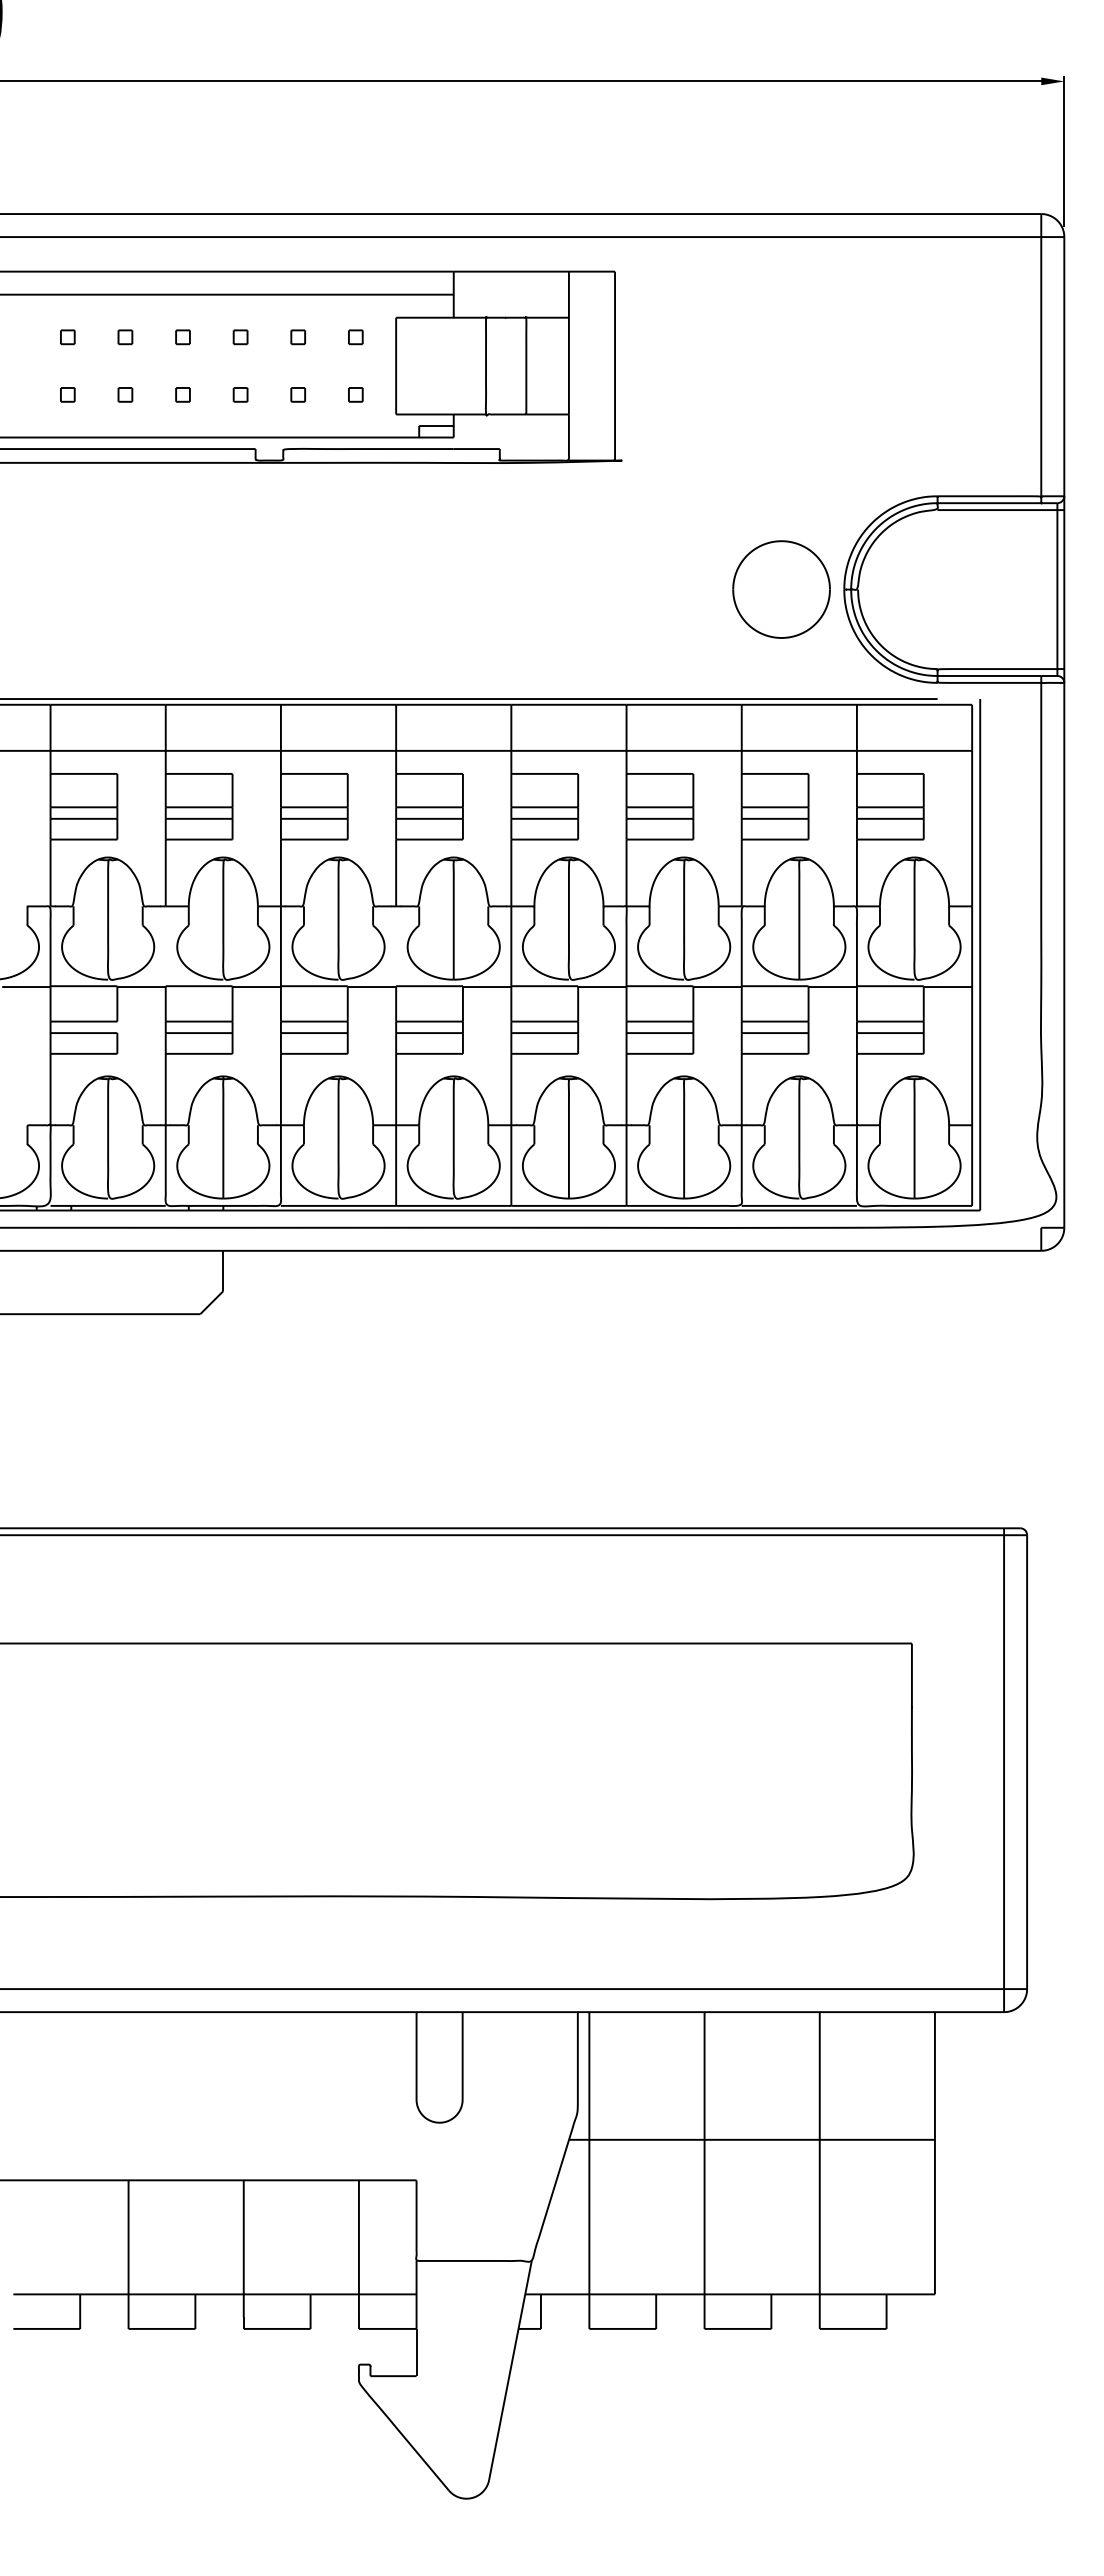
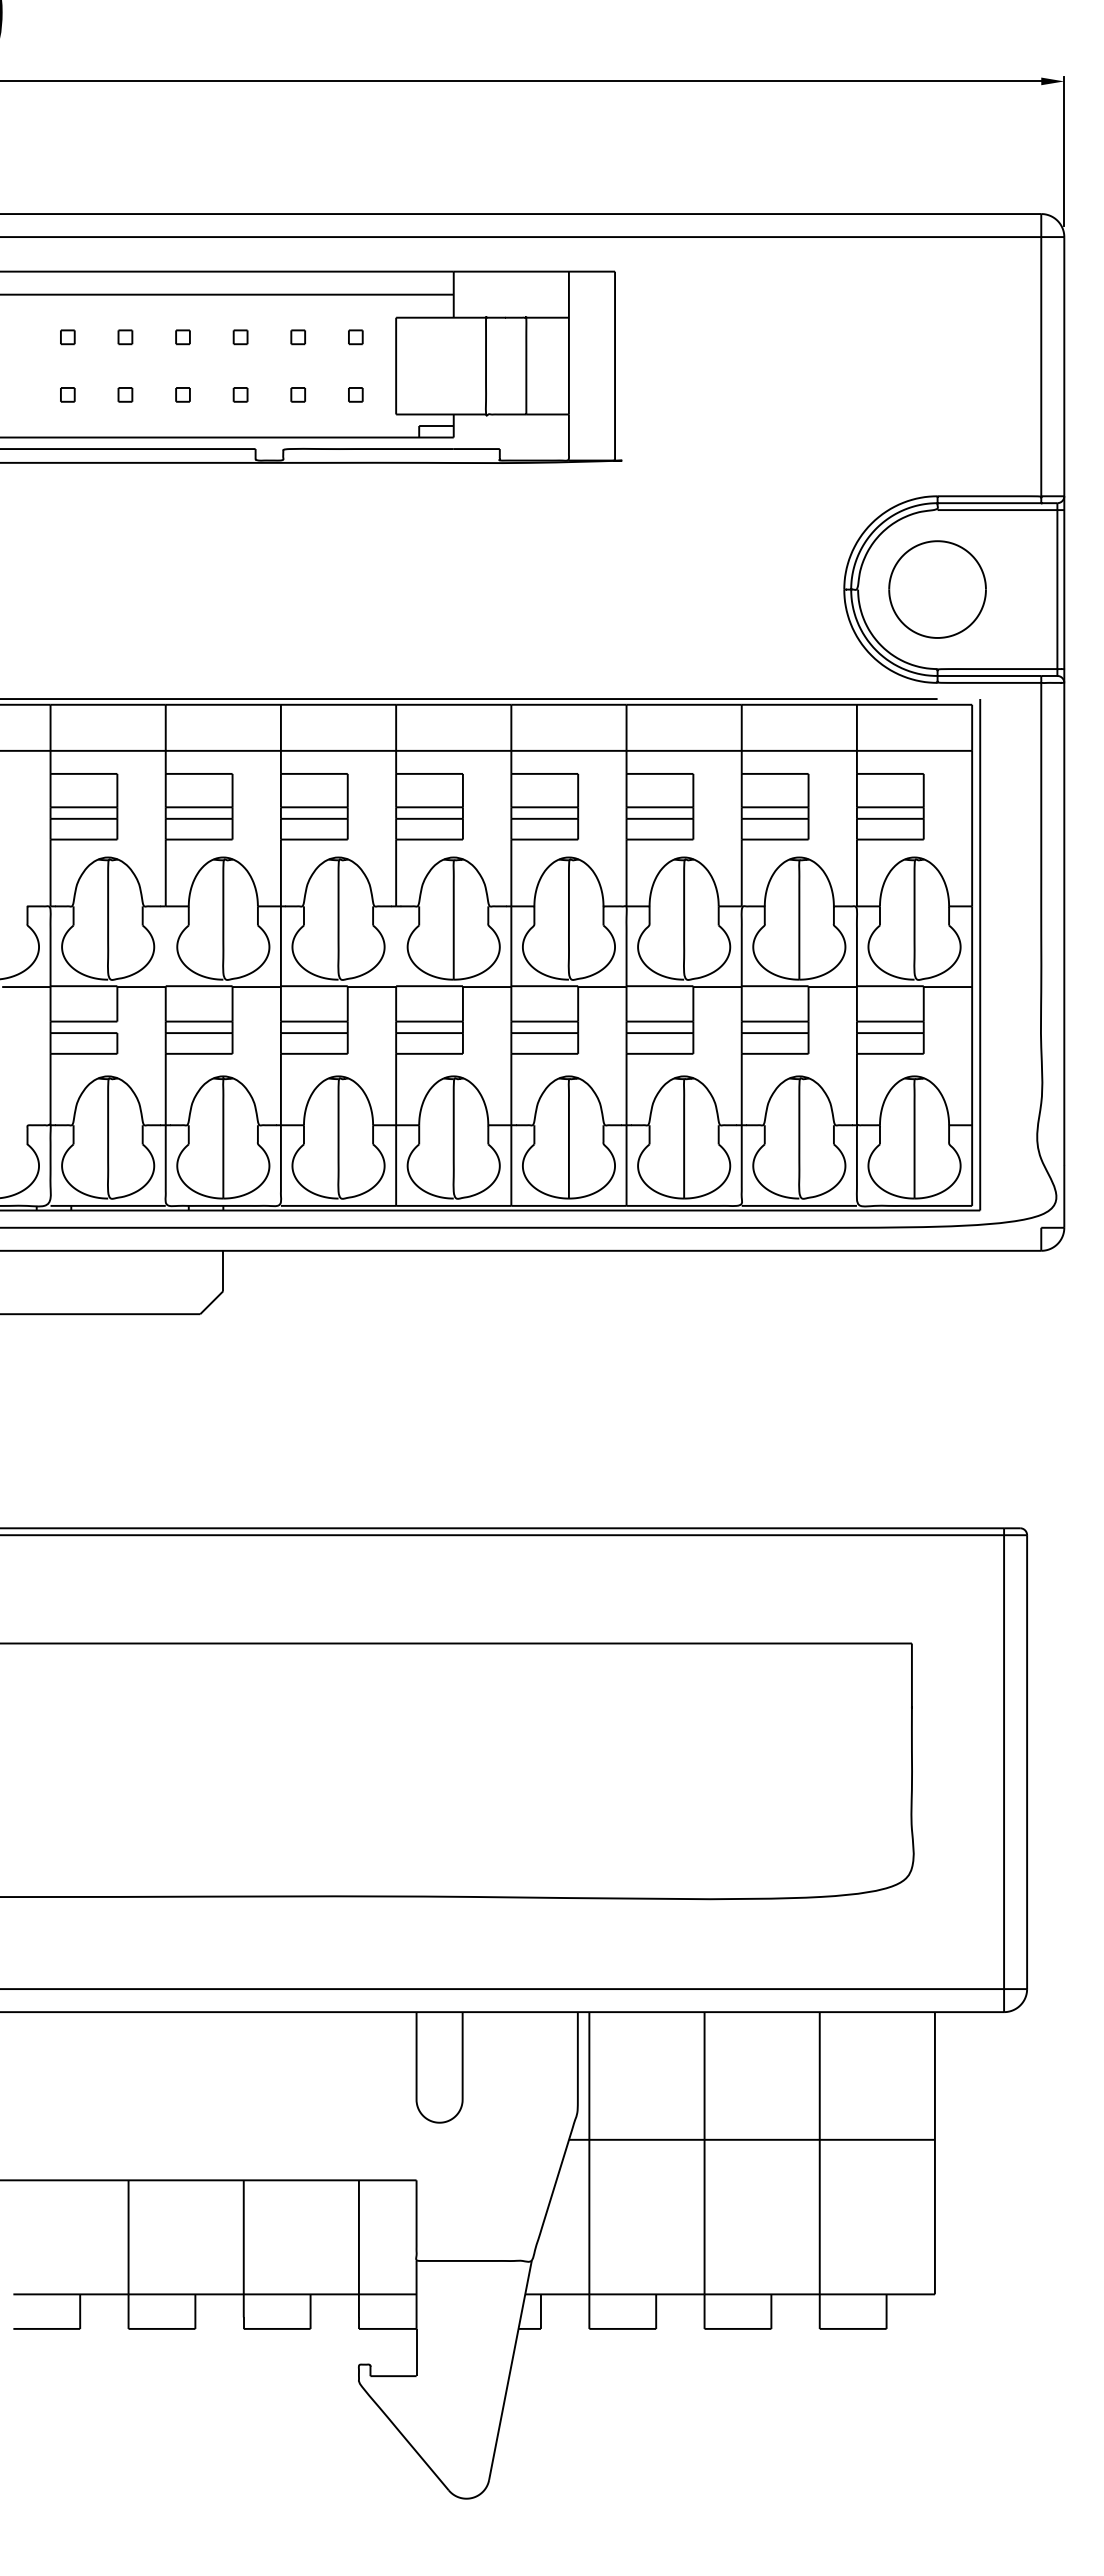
part position: (781, 589) -> (937, 589) (937, 589)
